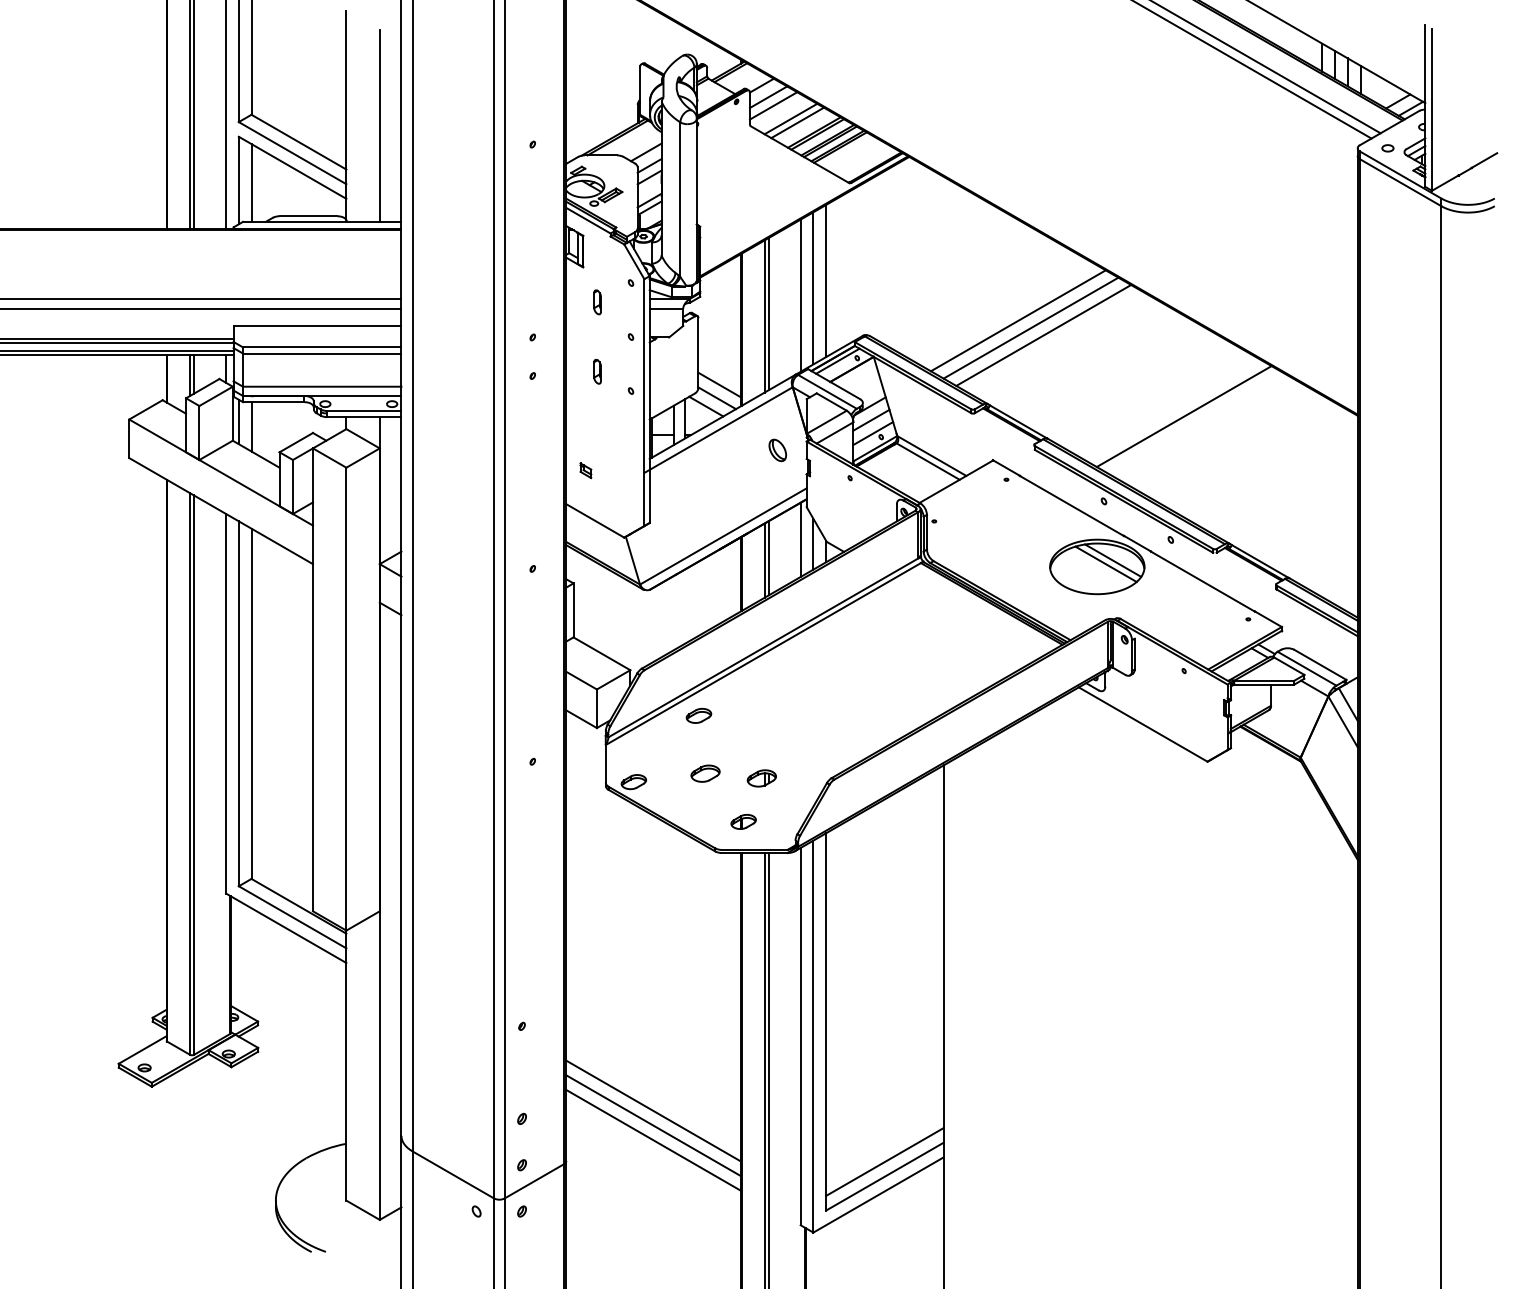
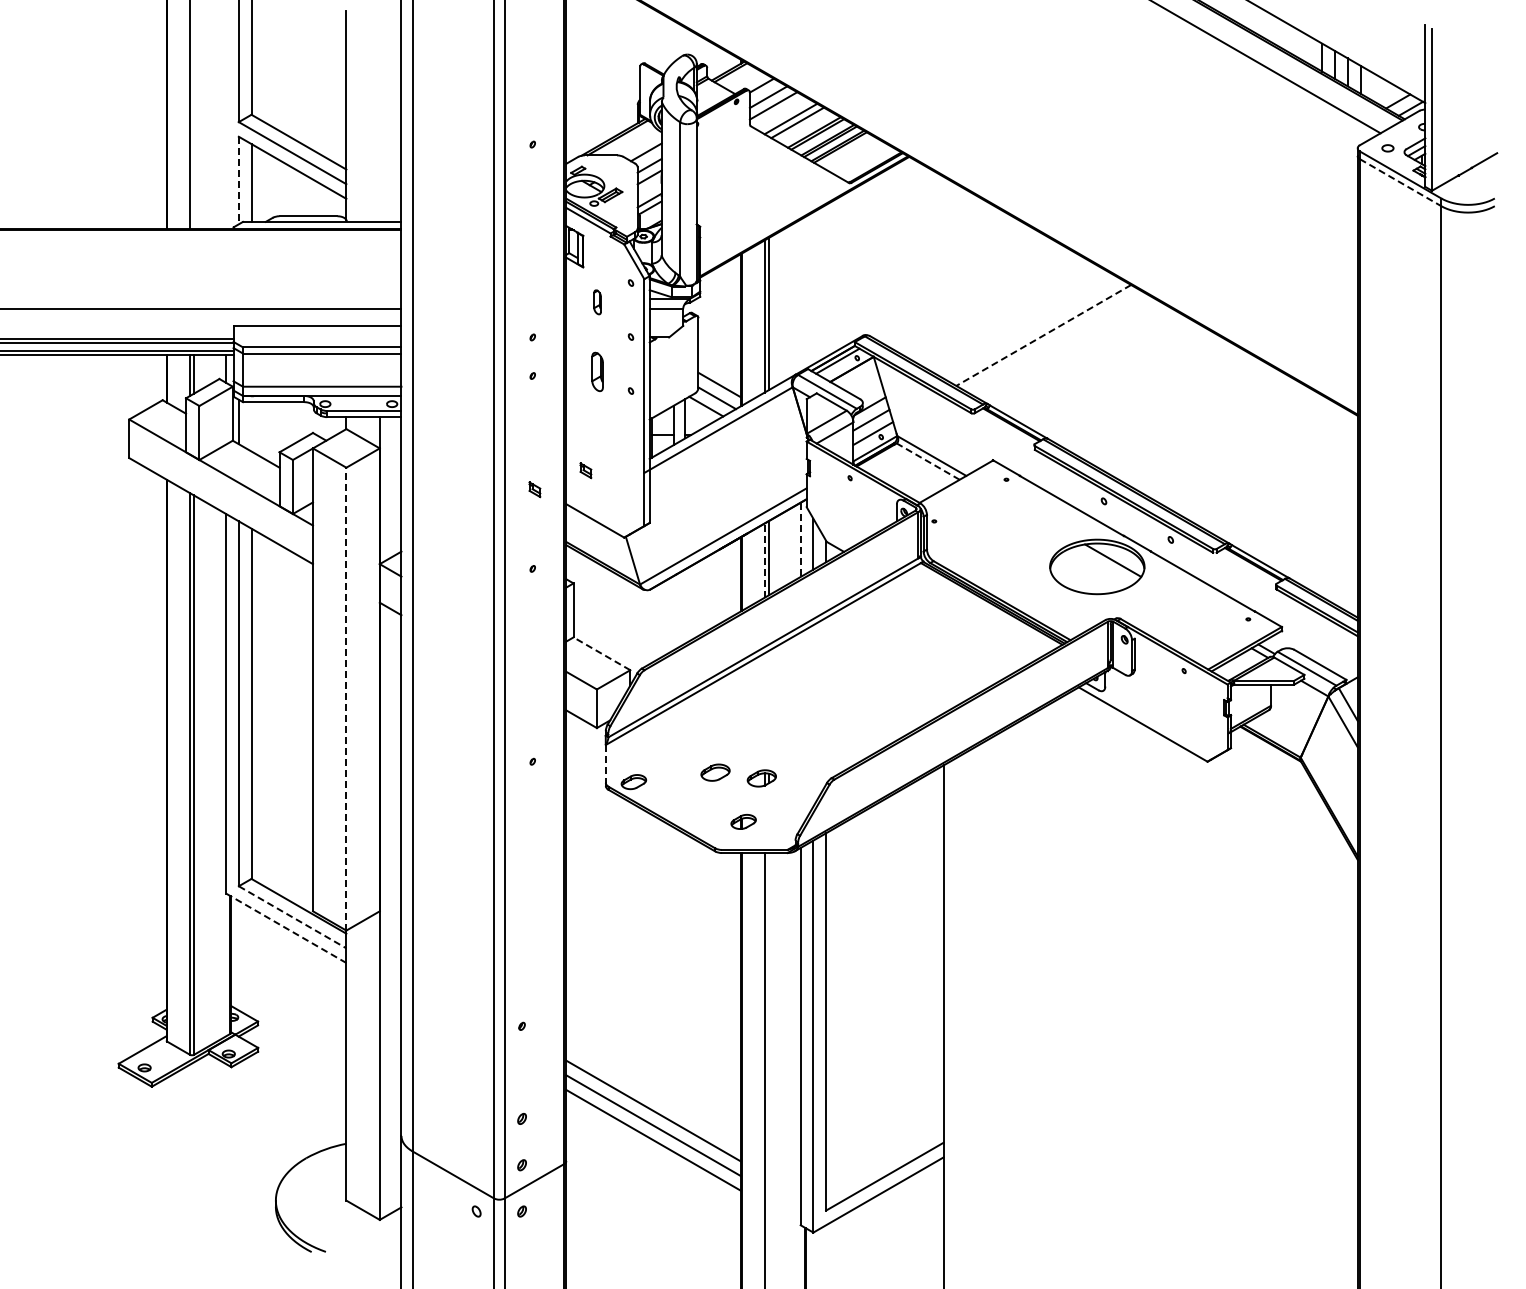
line: present -> none (1253, 70)
line: present -> none (194, 115)
line: present -> none (226, 115)
line: present -> none (379, 125)
line: solid -> dashed (238, 180)
line: solid -> dashed (1401, 182)
line: present -> none (826, 280)
line: present -> none (813, 288)
line: present -> none (800, 295)
line: present -> none (201, 298)
line: present -> none (1017, 320)
line: present -> none (1030, 327)
line: solid -> dashed (1043, 335)
part size: 9x27 px -> 13x41 px (597, 371)
line: present -> none (1183, 416)
line: present -> none (251, 426)
part: present -> none (777, 450)
line: solid -> dashed (927, 461)
part: none -> present (534, 489)
line: solid -> dashed (800, 540)
line: solid -> dashed (764, 560)
line: present -> none (1105, 563)
line: solid -> dashed (601, 653)
line: solid -> dashed (346, 698)
part: present -> none (698, 715)
line: solid -> dashed (605, 763)
part position: (705, 773) -> (715, 772) (715, 772)
line: solid -> dashed (293, 917)
line: solid -> dashed (286, 928)
line: present -> none (768, 1069)
line: present -> none (884, 1161)
